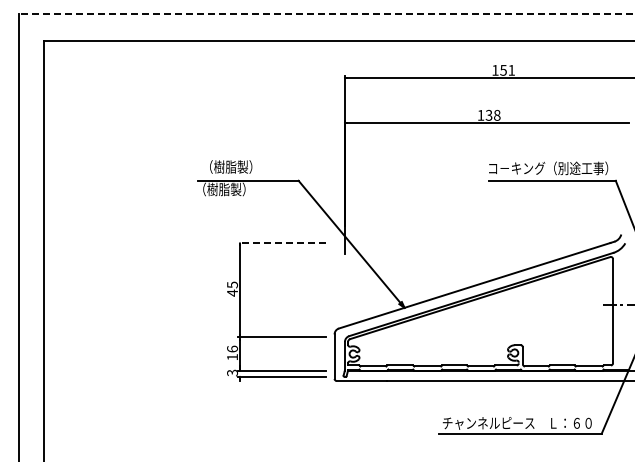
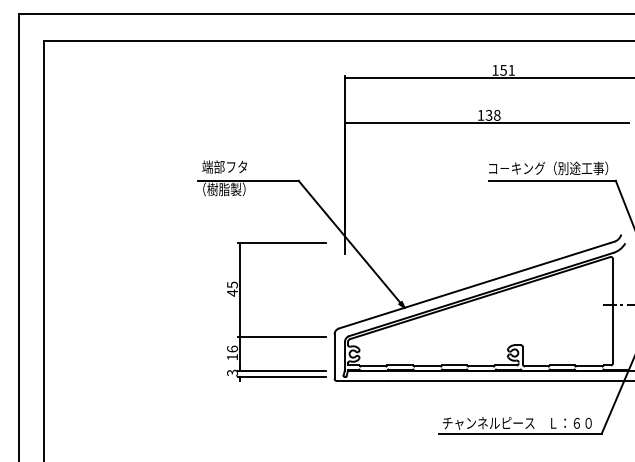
line: dashed -> solid (326, 13)
text: （樹脂製） -> 端部フタ (227, 166)
line: dashed -> solid (282, 243)
